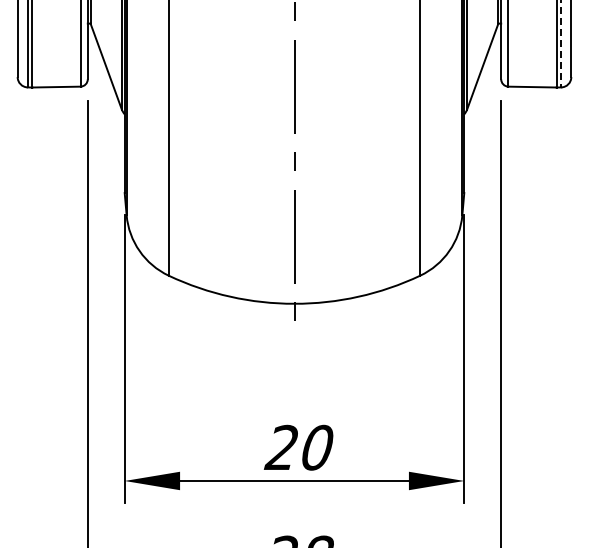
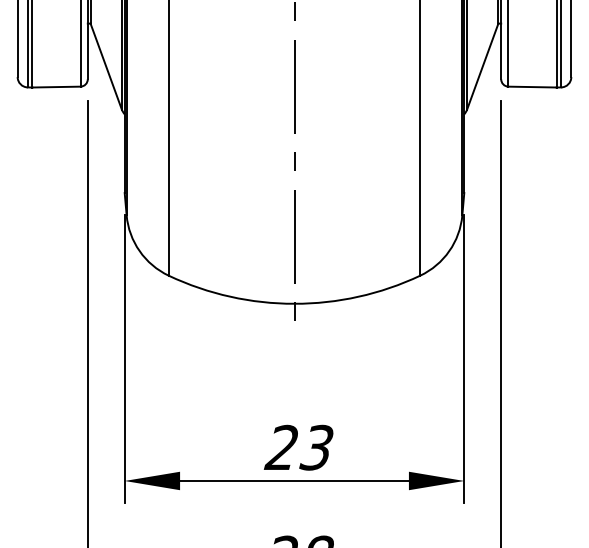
line: dashed -> solid (561, 44)
text: 20 -> 23 (316, 447)
